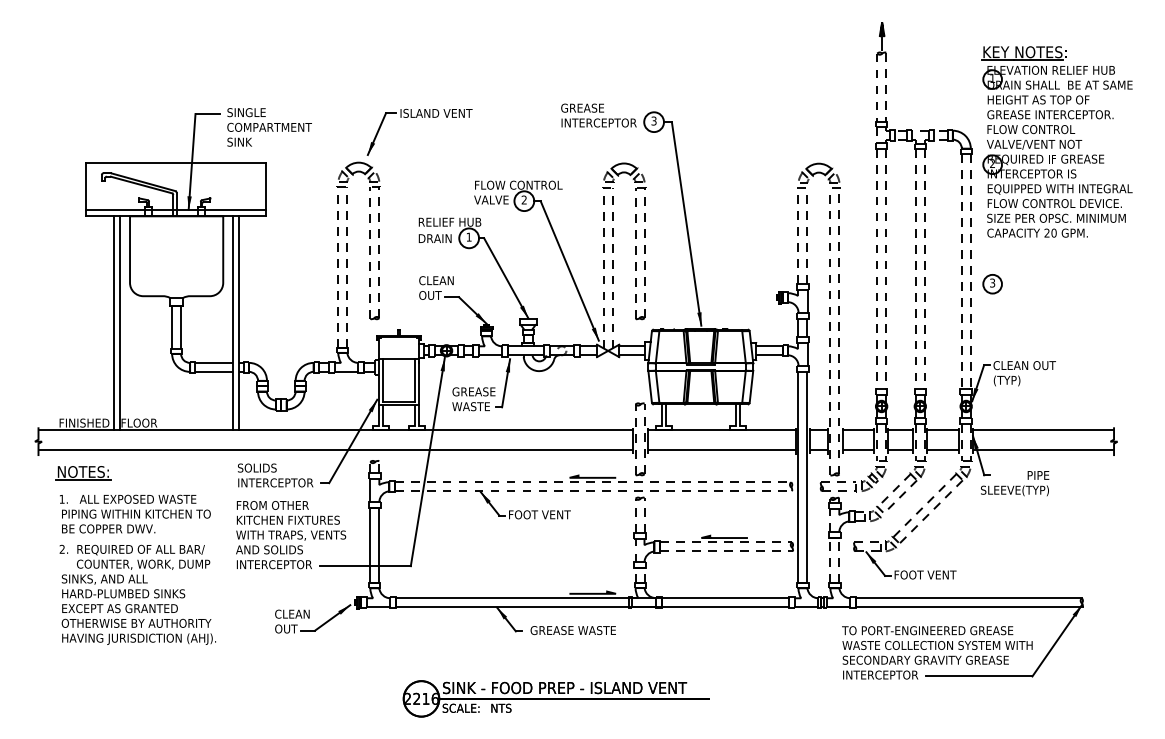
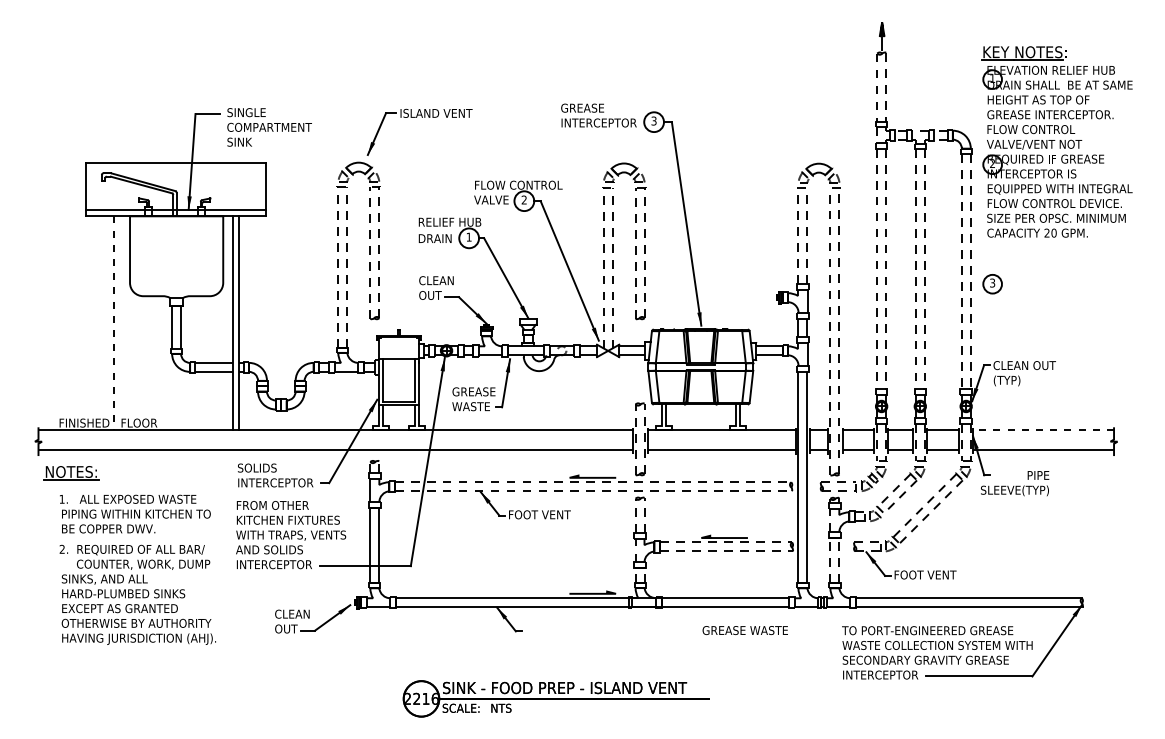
line: solid -> dashed (113, 323)
line: present -> none (120, 323)
line: solid -> dashed (1043, 430)
part position: (83, 473) -> (71, 473) (71, 473)
text position: (572, 630) -> (744, 630) (744, 630)
